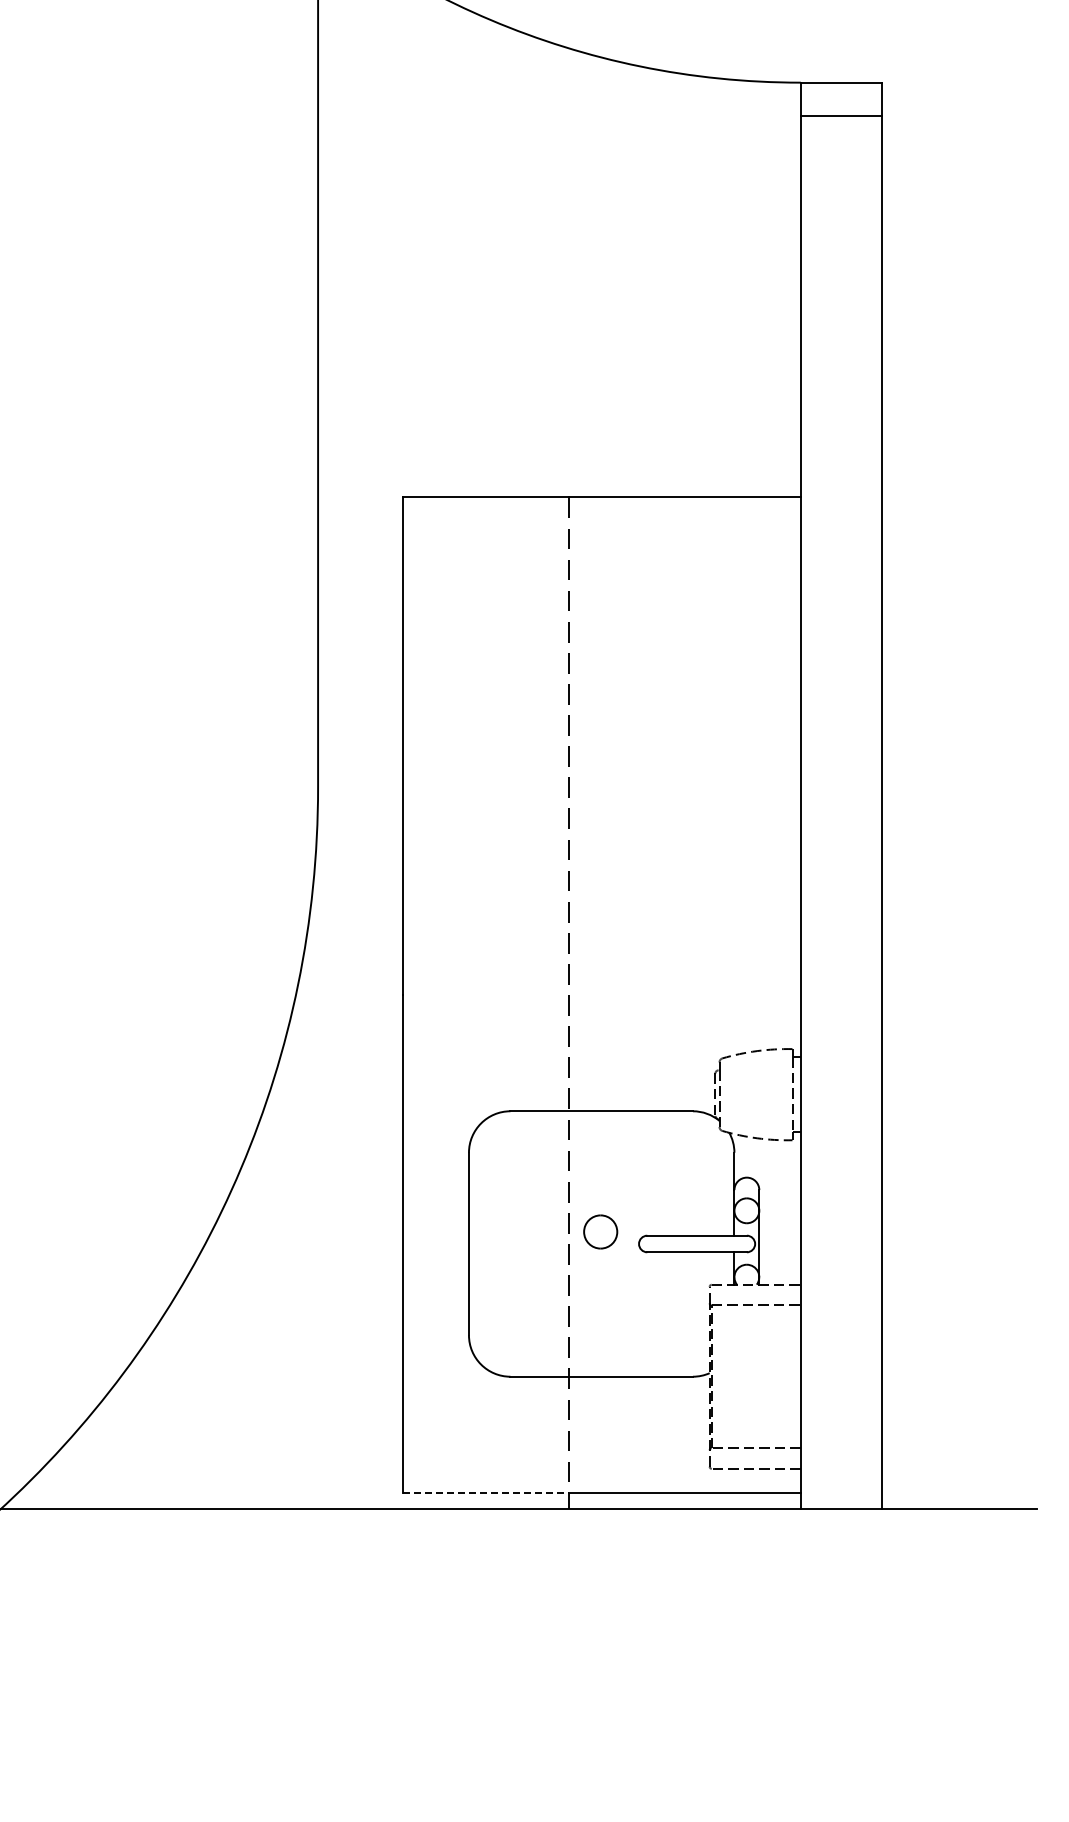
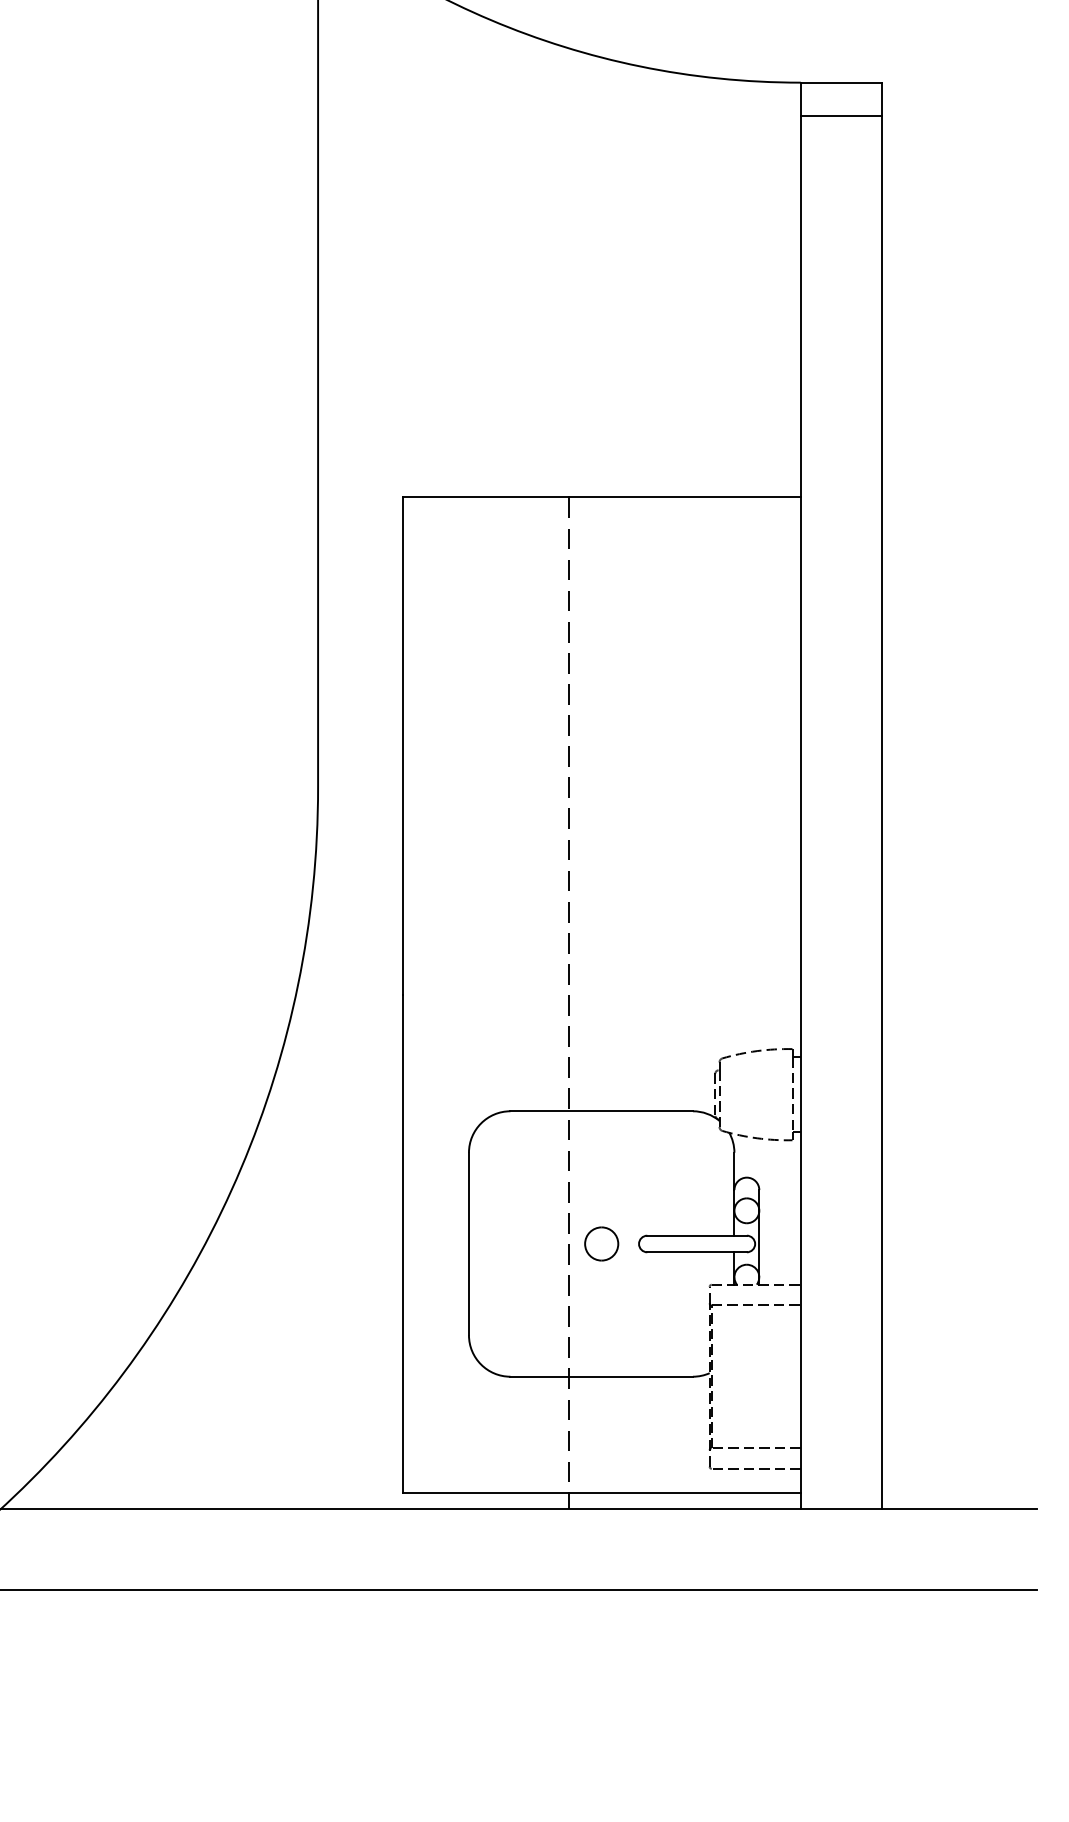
part position: (600, 1231) -> (601, 1243) (601, 1243)
line: dashed -> solid (485, 1492)
line: none -> present (519, 1590)
